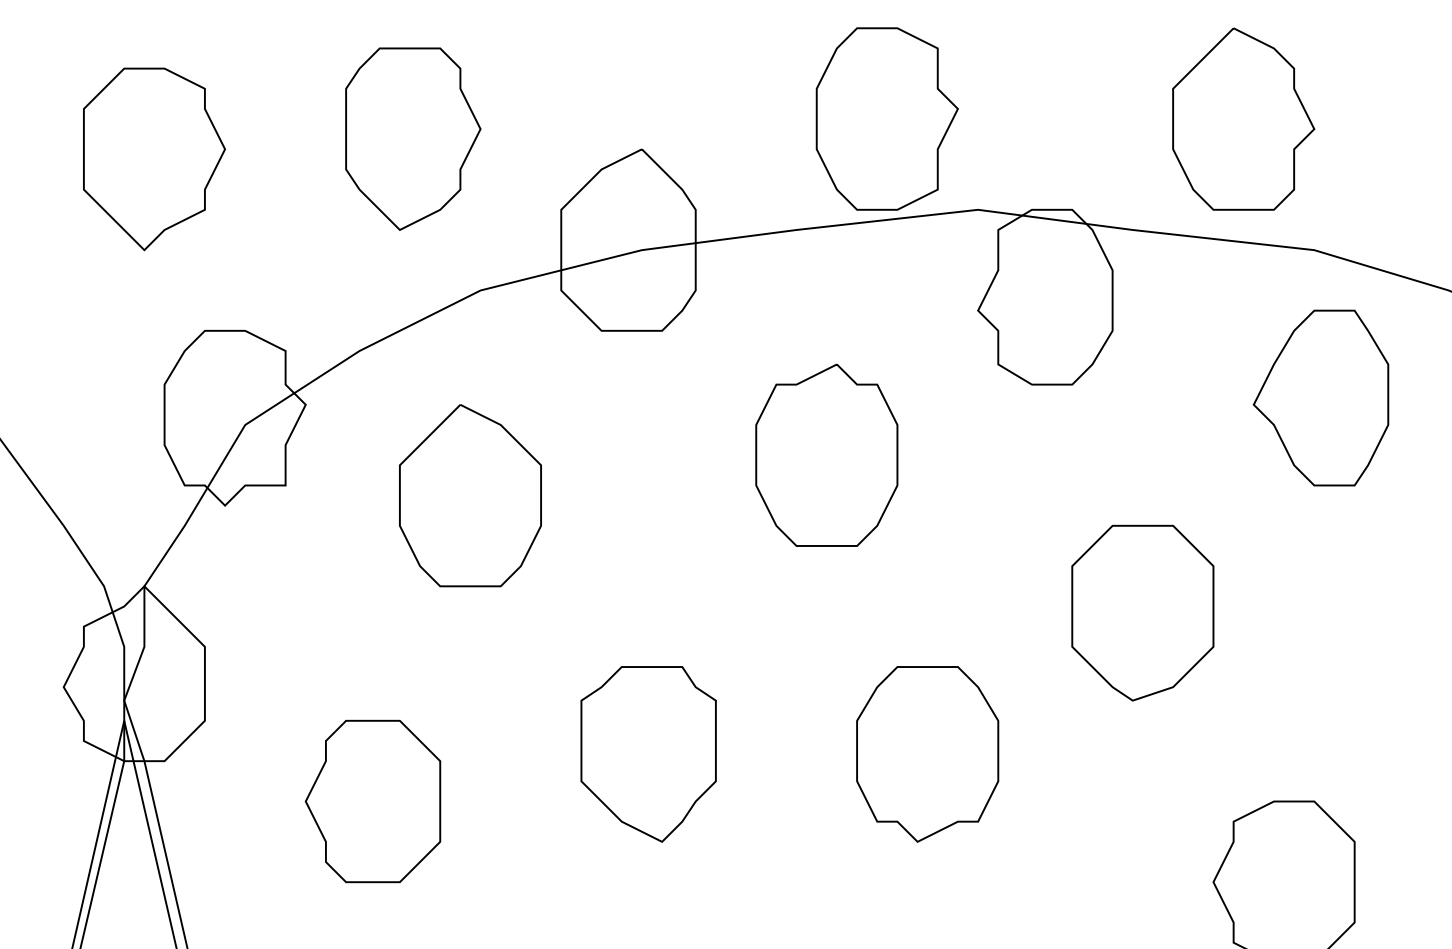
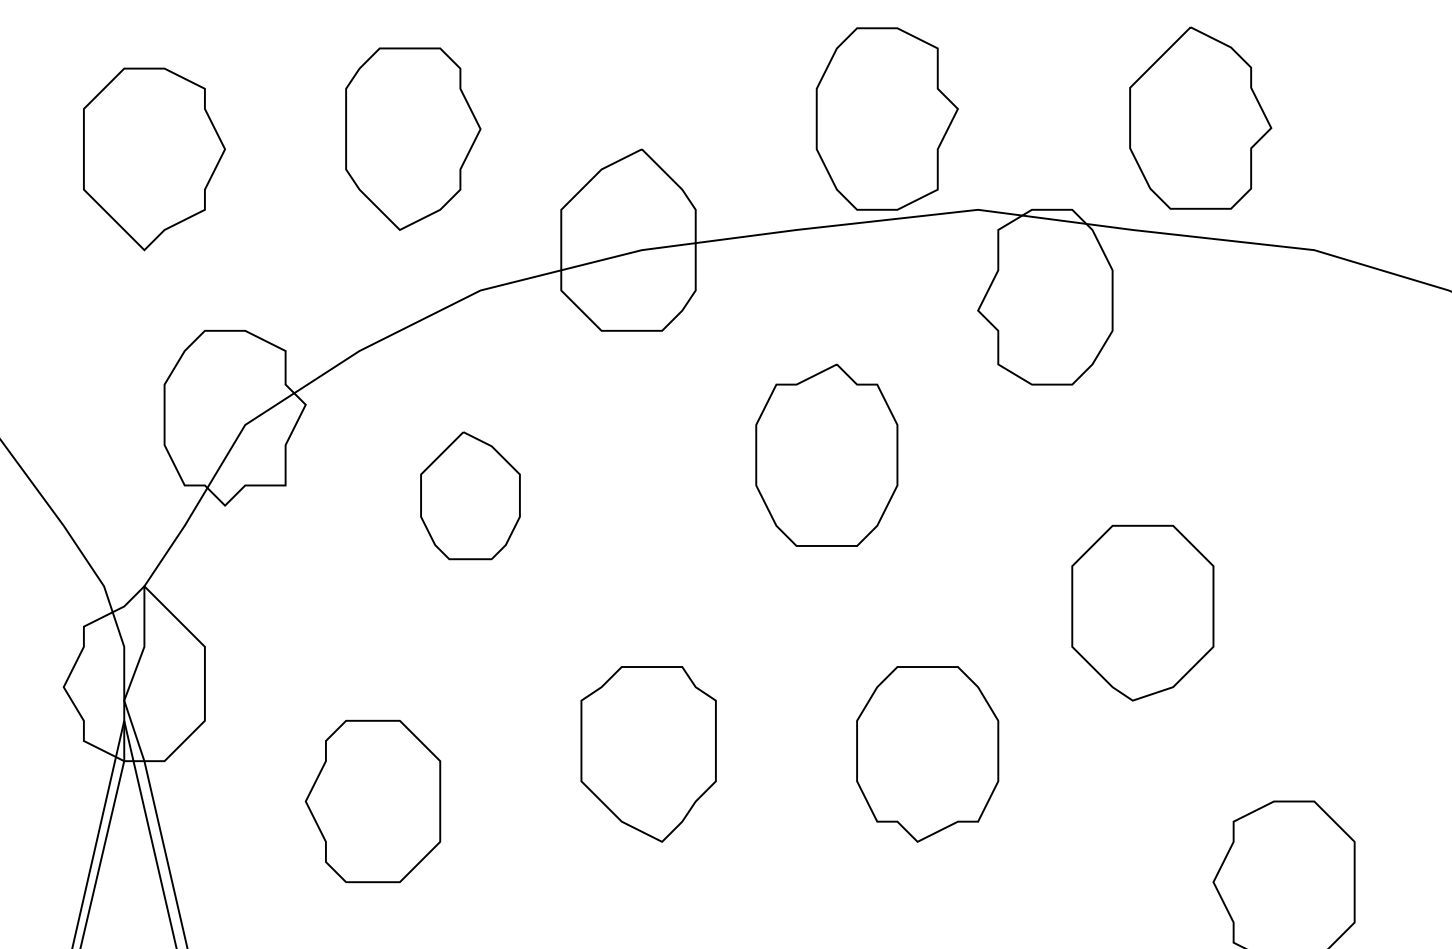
part position: (1243, 118) -> (1200, 117) (1200, 117)
part: present -> none (1320, 397)
part size: 143x184 px -> 101x130 px (470, 495)
